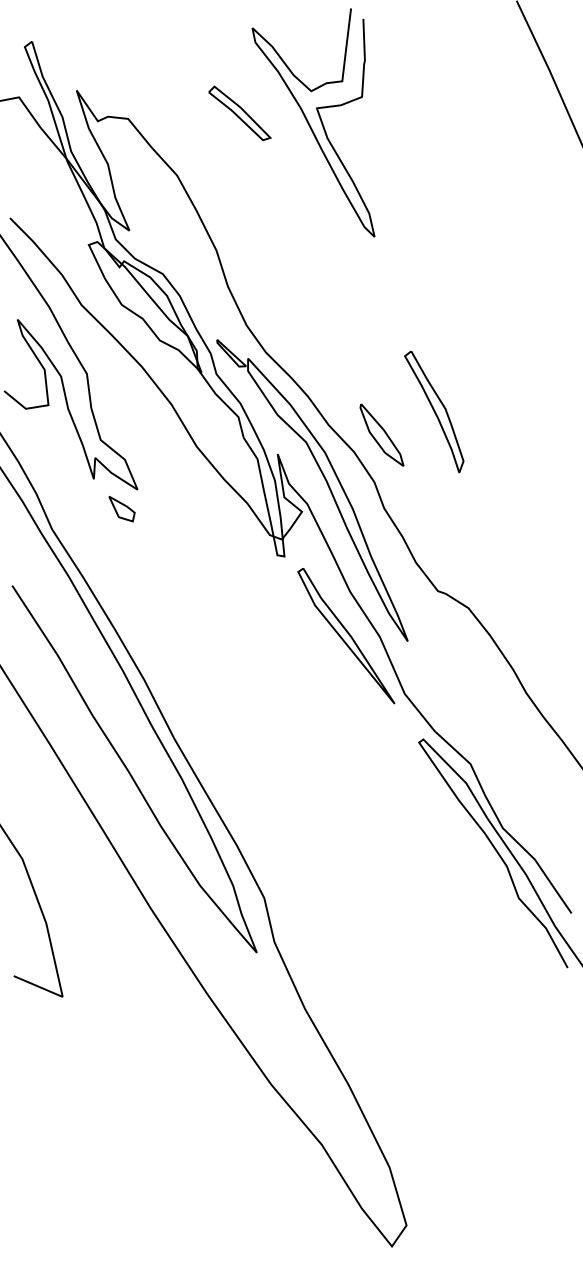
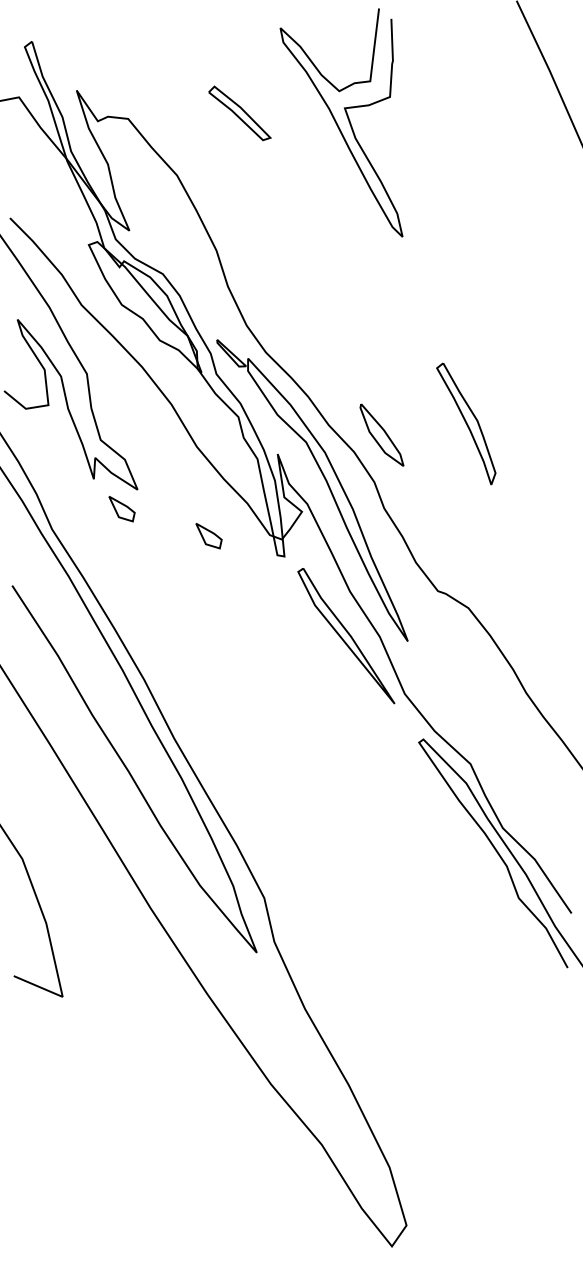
curve position: (310, 124) -> (338, 124) (338, 124)
part position: (434, 411) -> (466, 423) (466, 423)
part: none -> present (208, 536)
